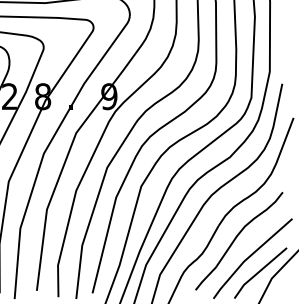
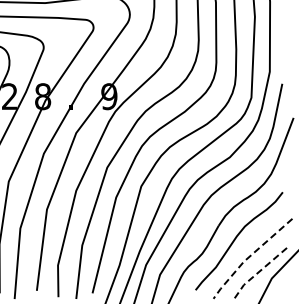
line: solid -> dashed (249, 257)
line: solid -> dashed (258, 272)
